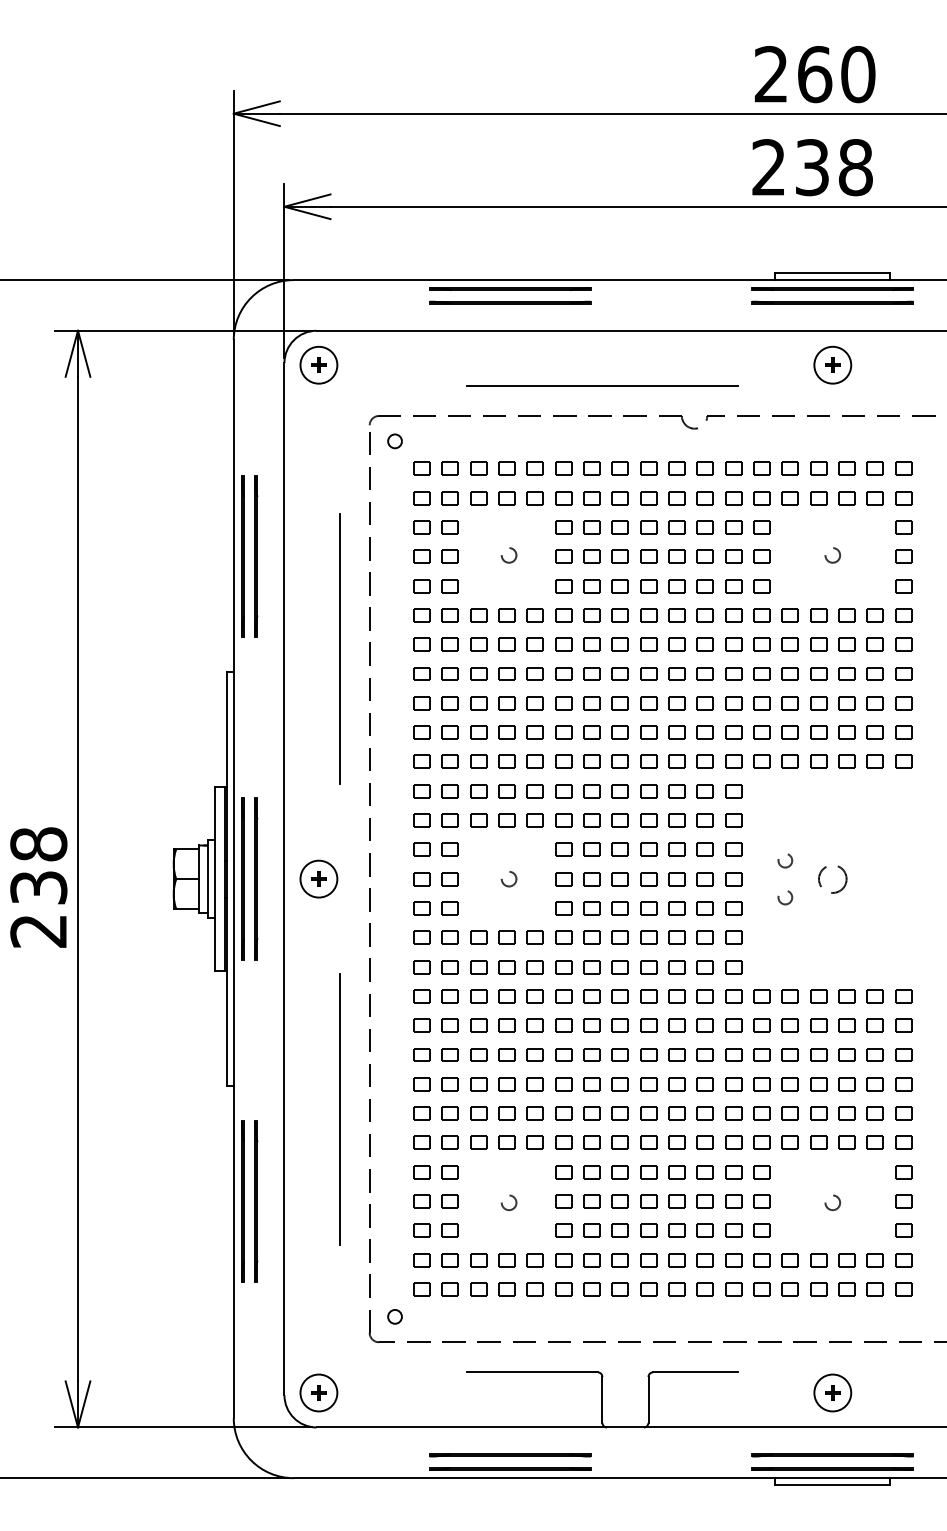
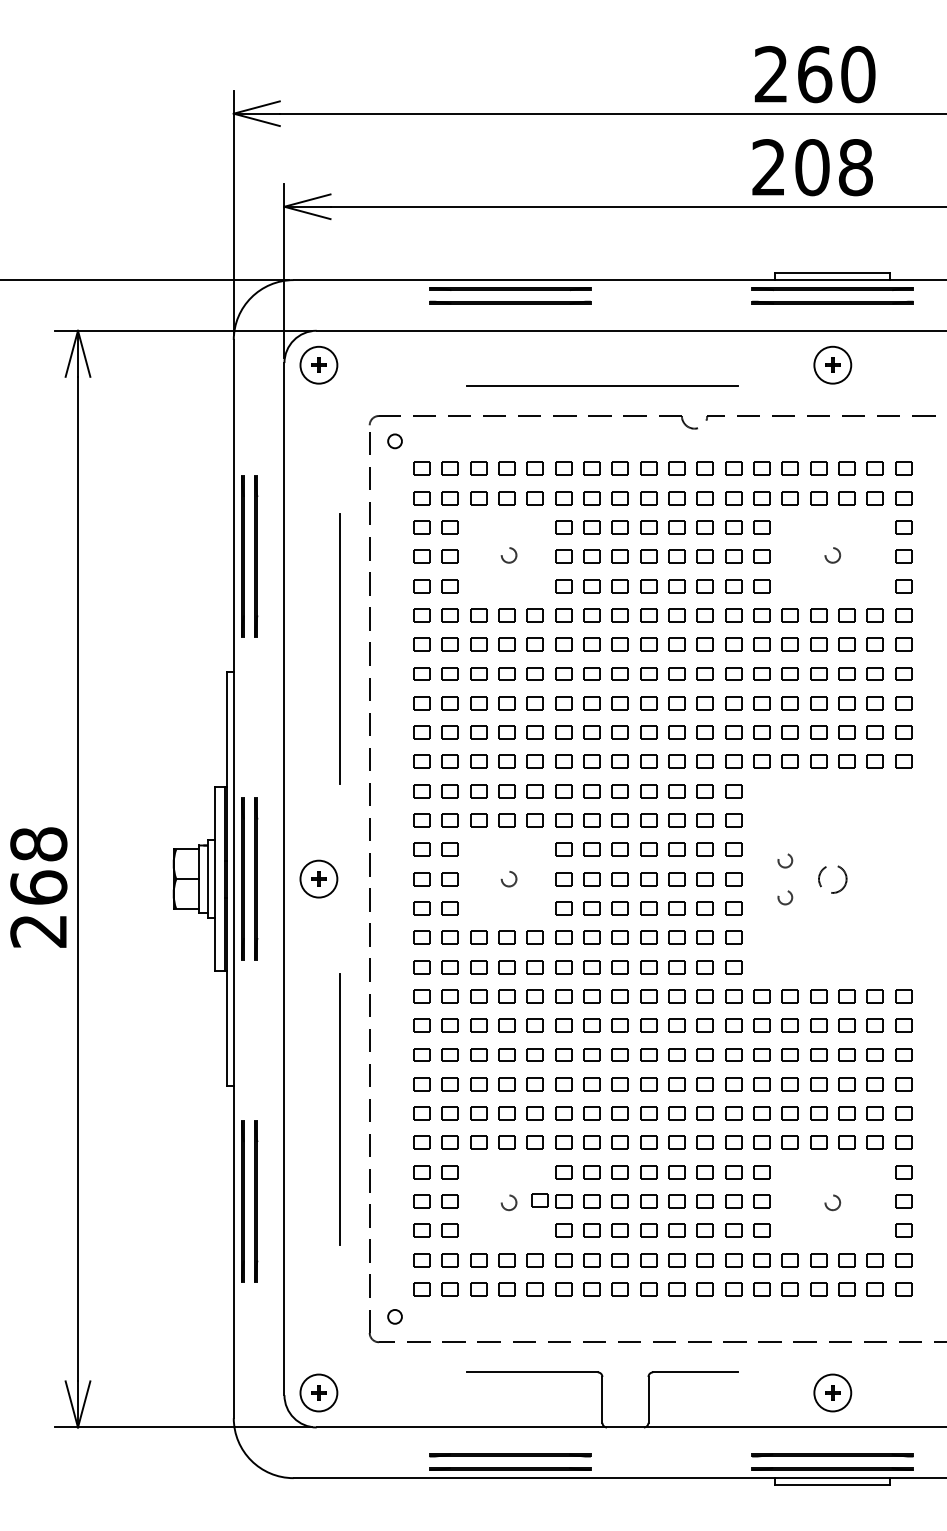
text: 238 -> 208 (812, 167)
text: 238 -> 268 (38, 887)
part: none -> present (539, 1200)
line: present -> none (145, 1478)
